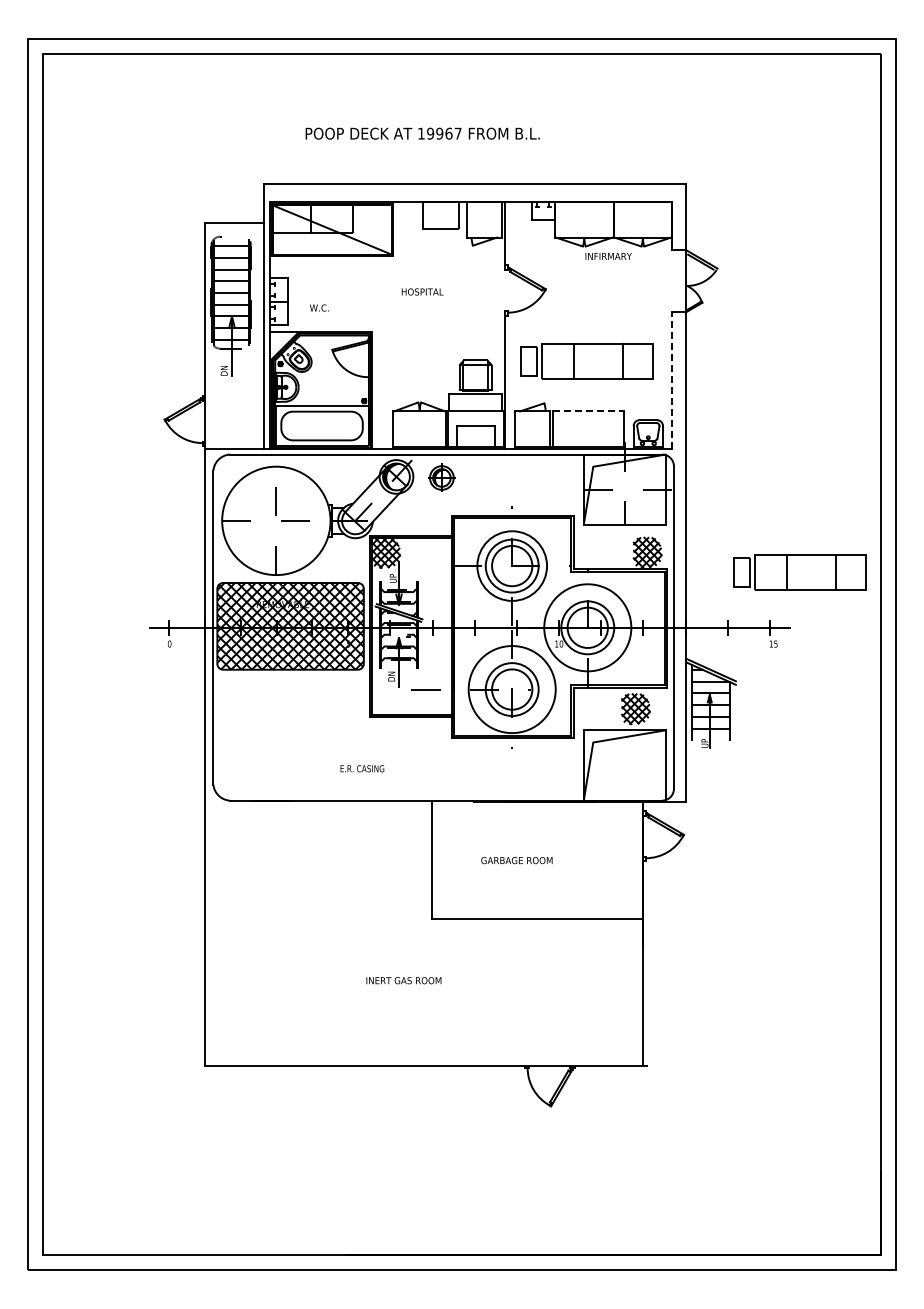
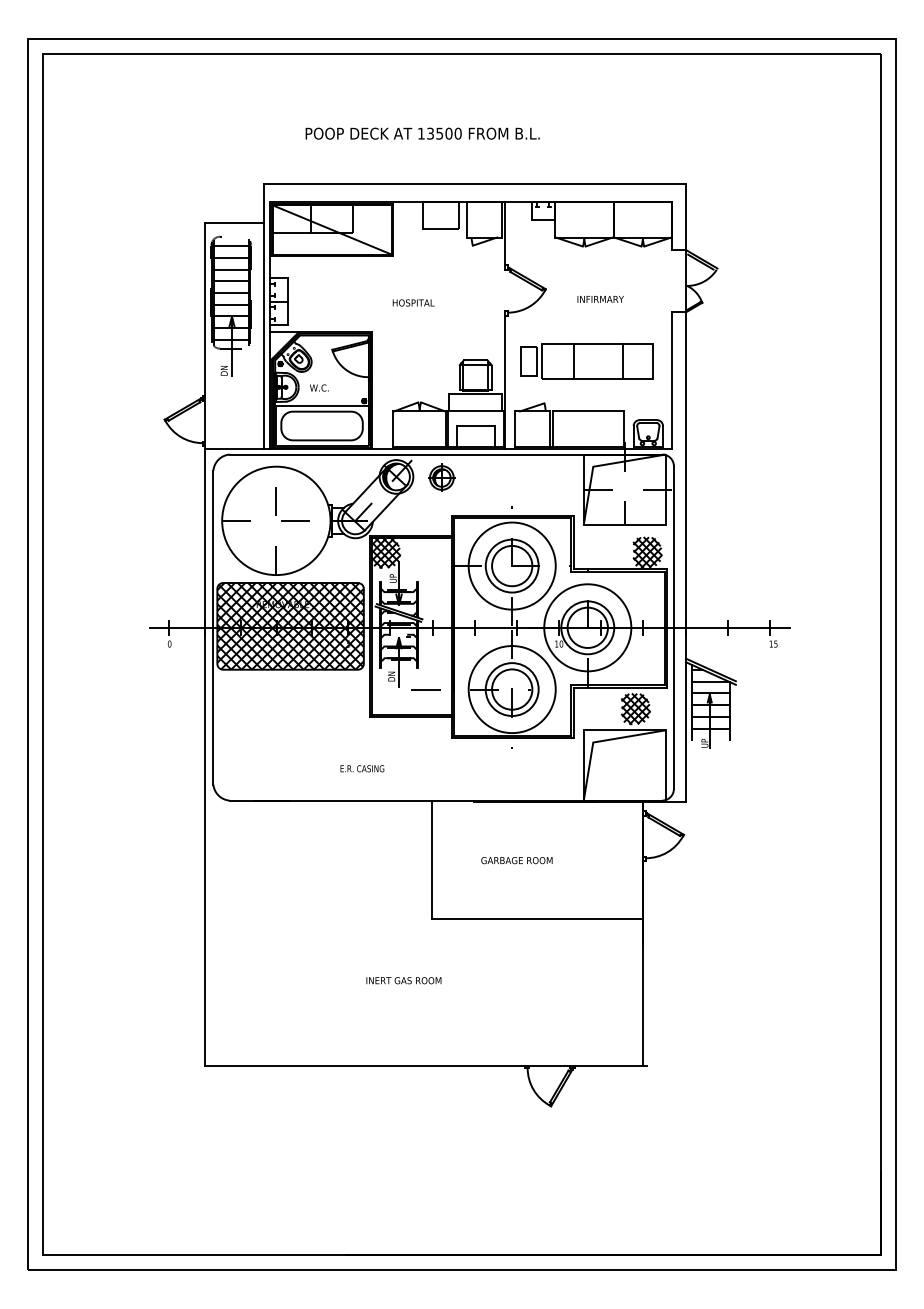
text: 19967 -> 13500 (444, 133)
text position: (608, 256) -> (600, 299) (600, 299)
text position: (422, 291) -> (413, 302) (413, 302)
text position: (319, 307) -> (319, 387) (319, 387)
line: dashed -> solid (672, 380)
line: dashed -> solid (588, 411)
circle diameter: 70 px -> 87 px (511, 565)
part: present -> none (799, 572)
